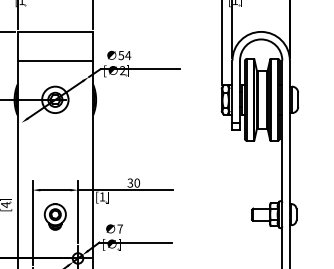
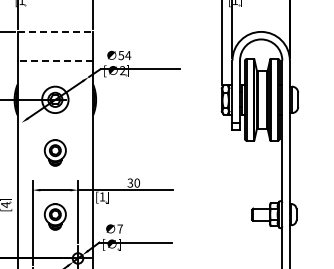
line: solid -> dashed (55, 31)
line: solid -> dashed (55, 60)
part: none -> present (54, 152)
